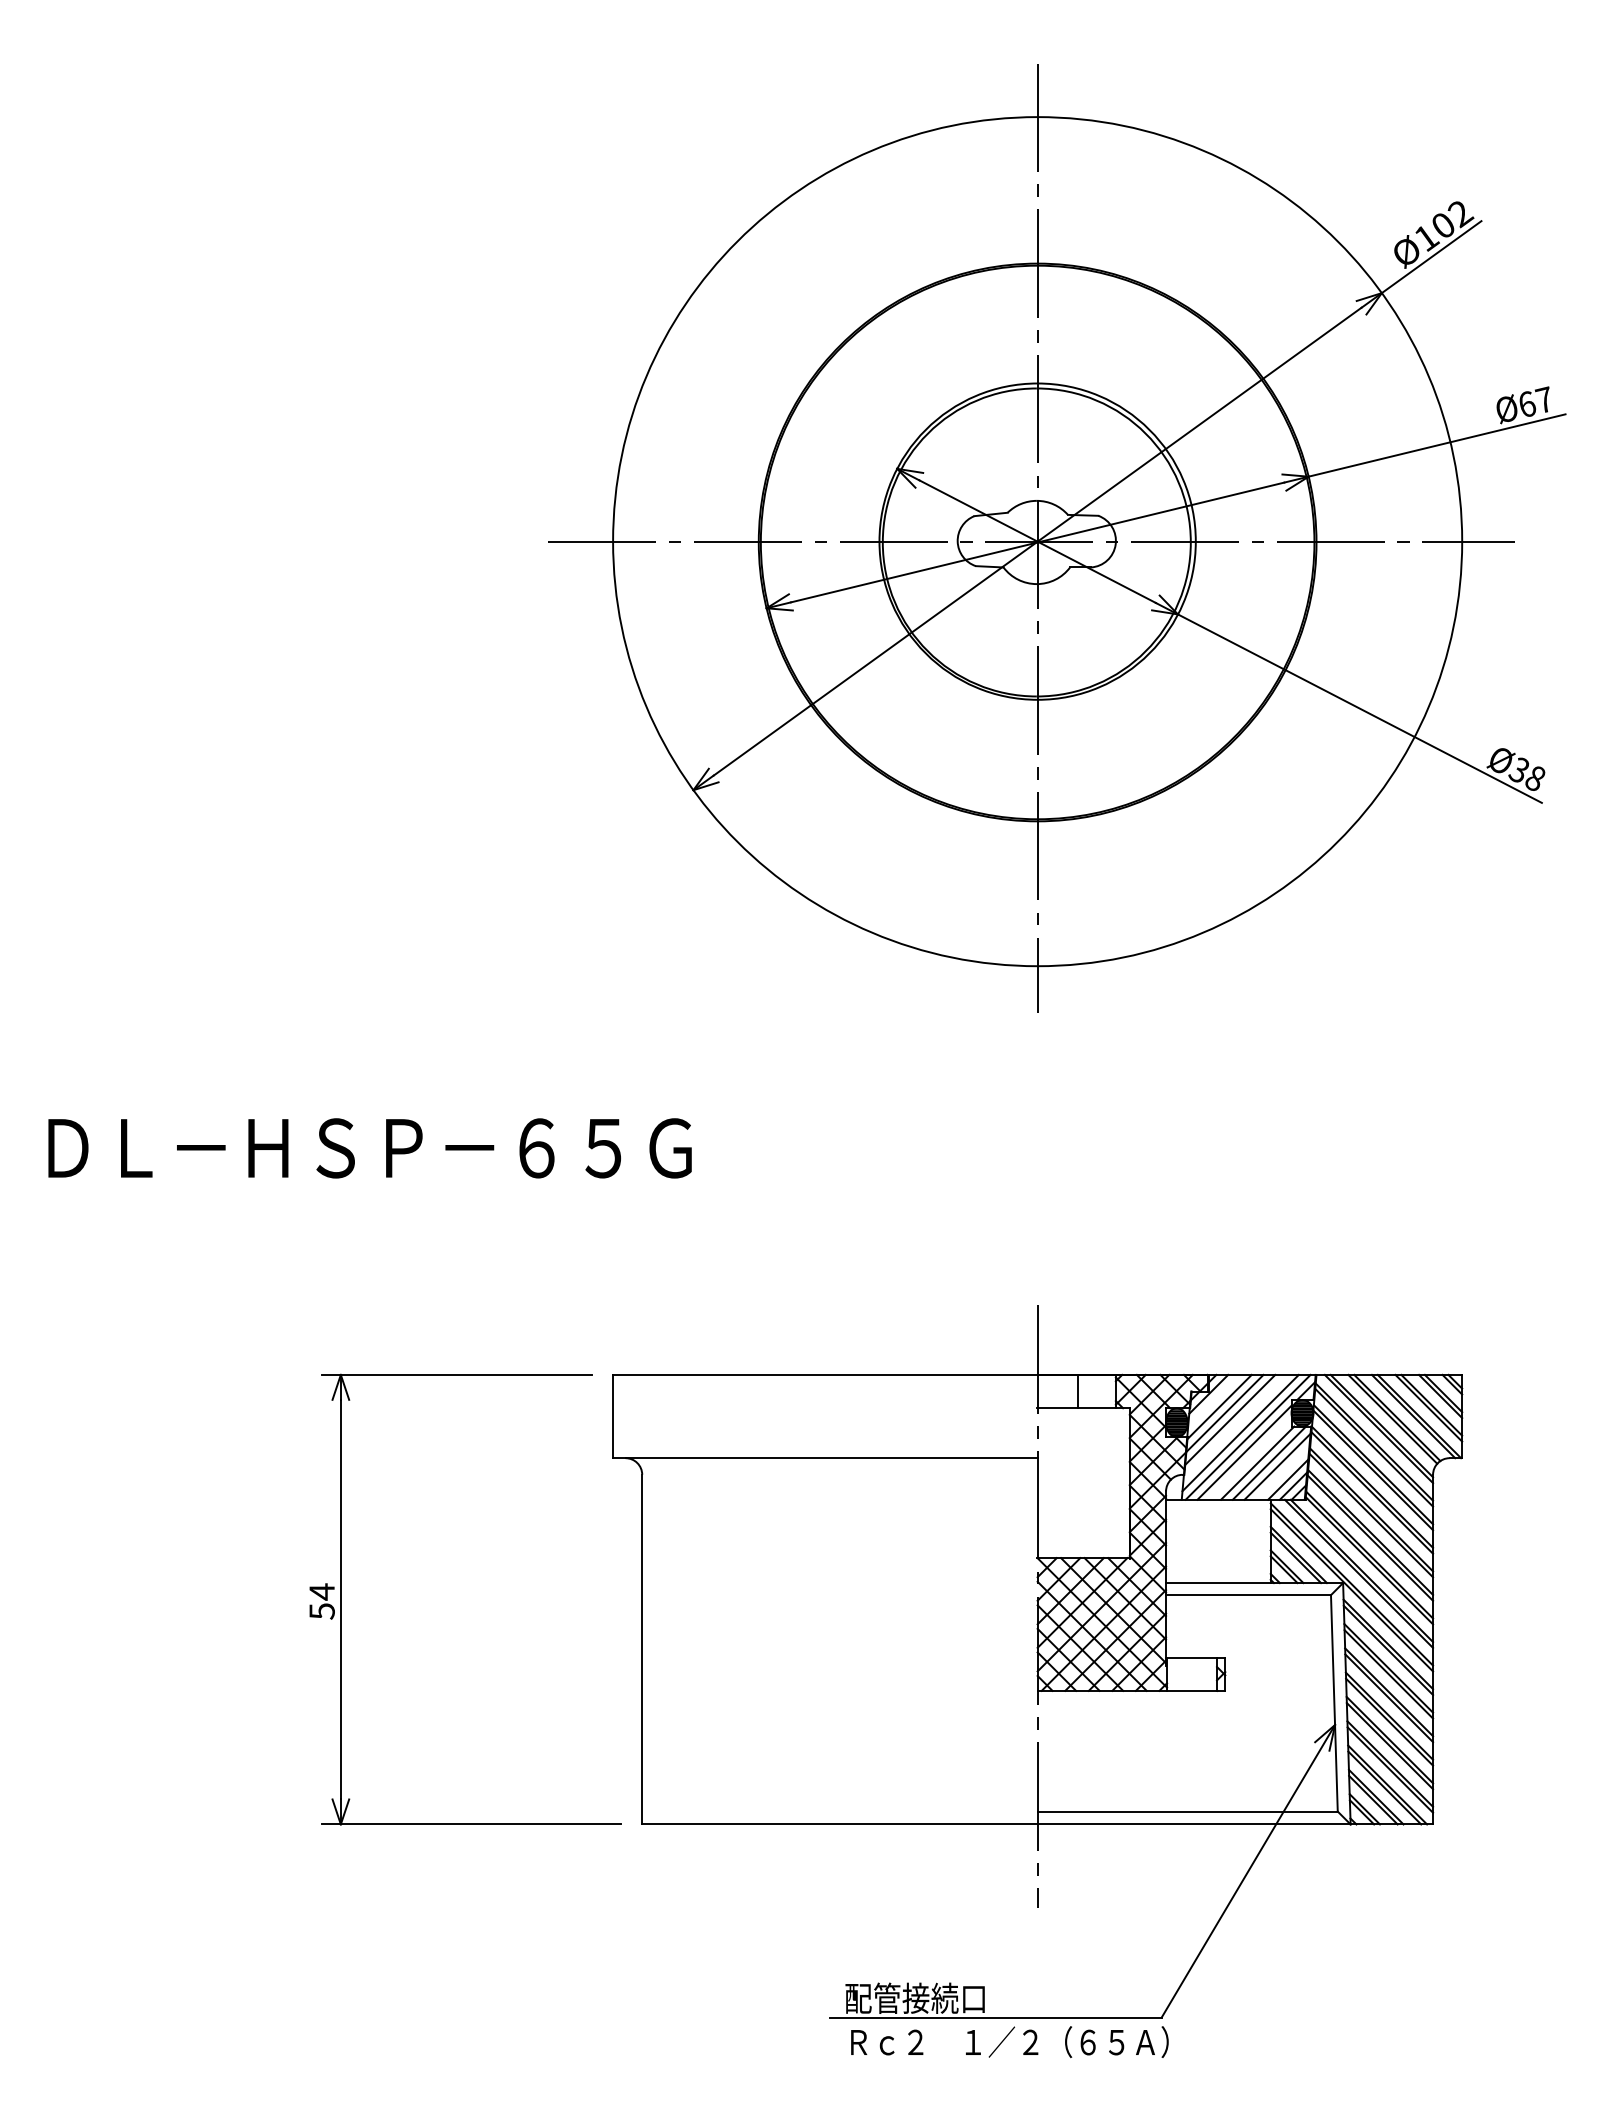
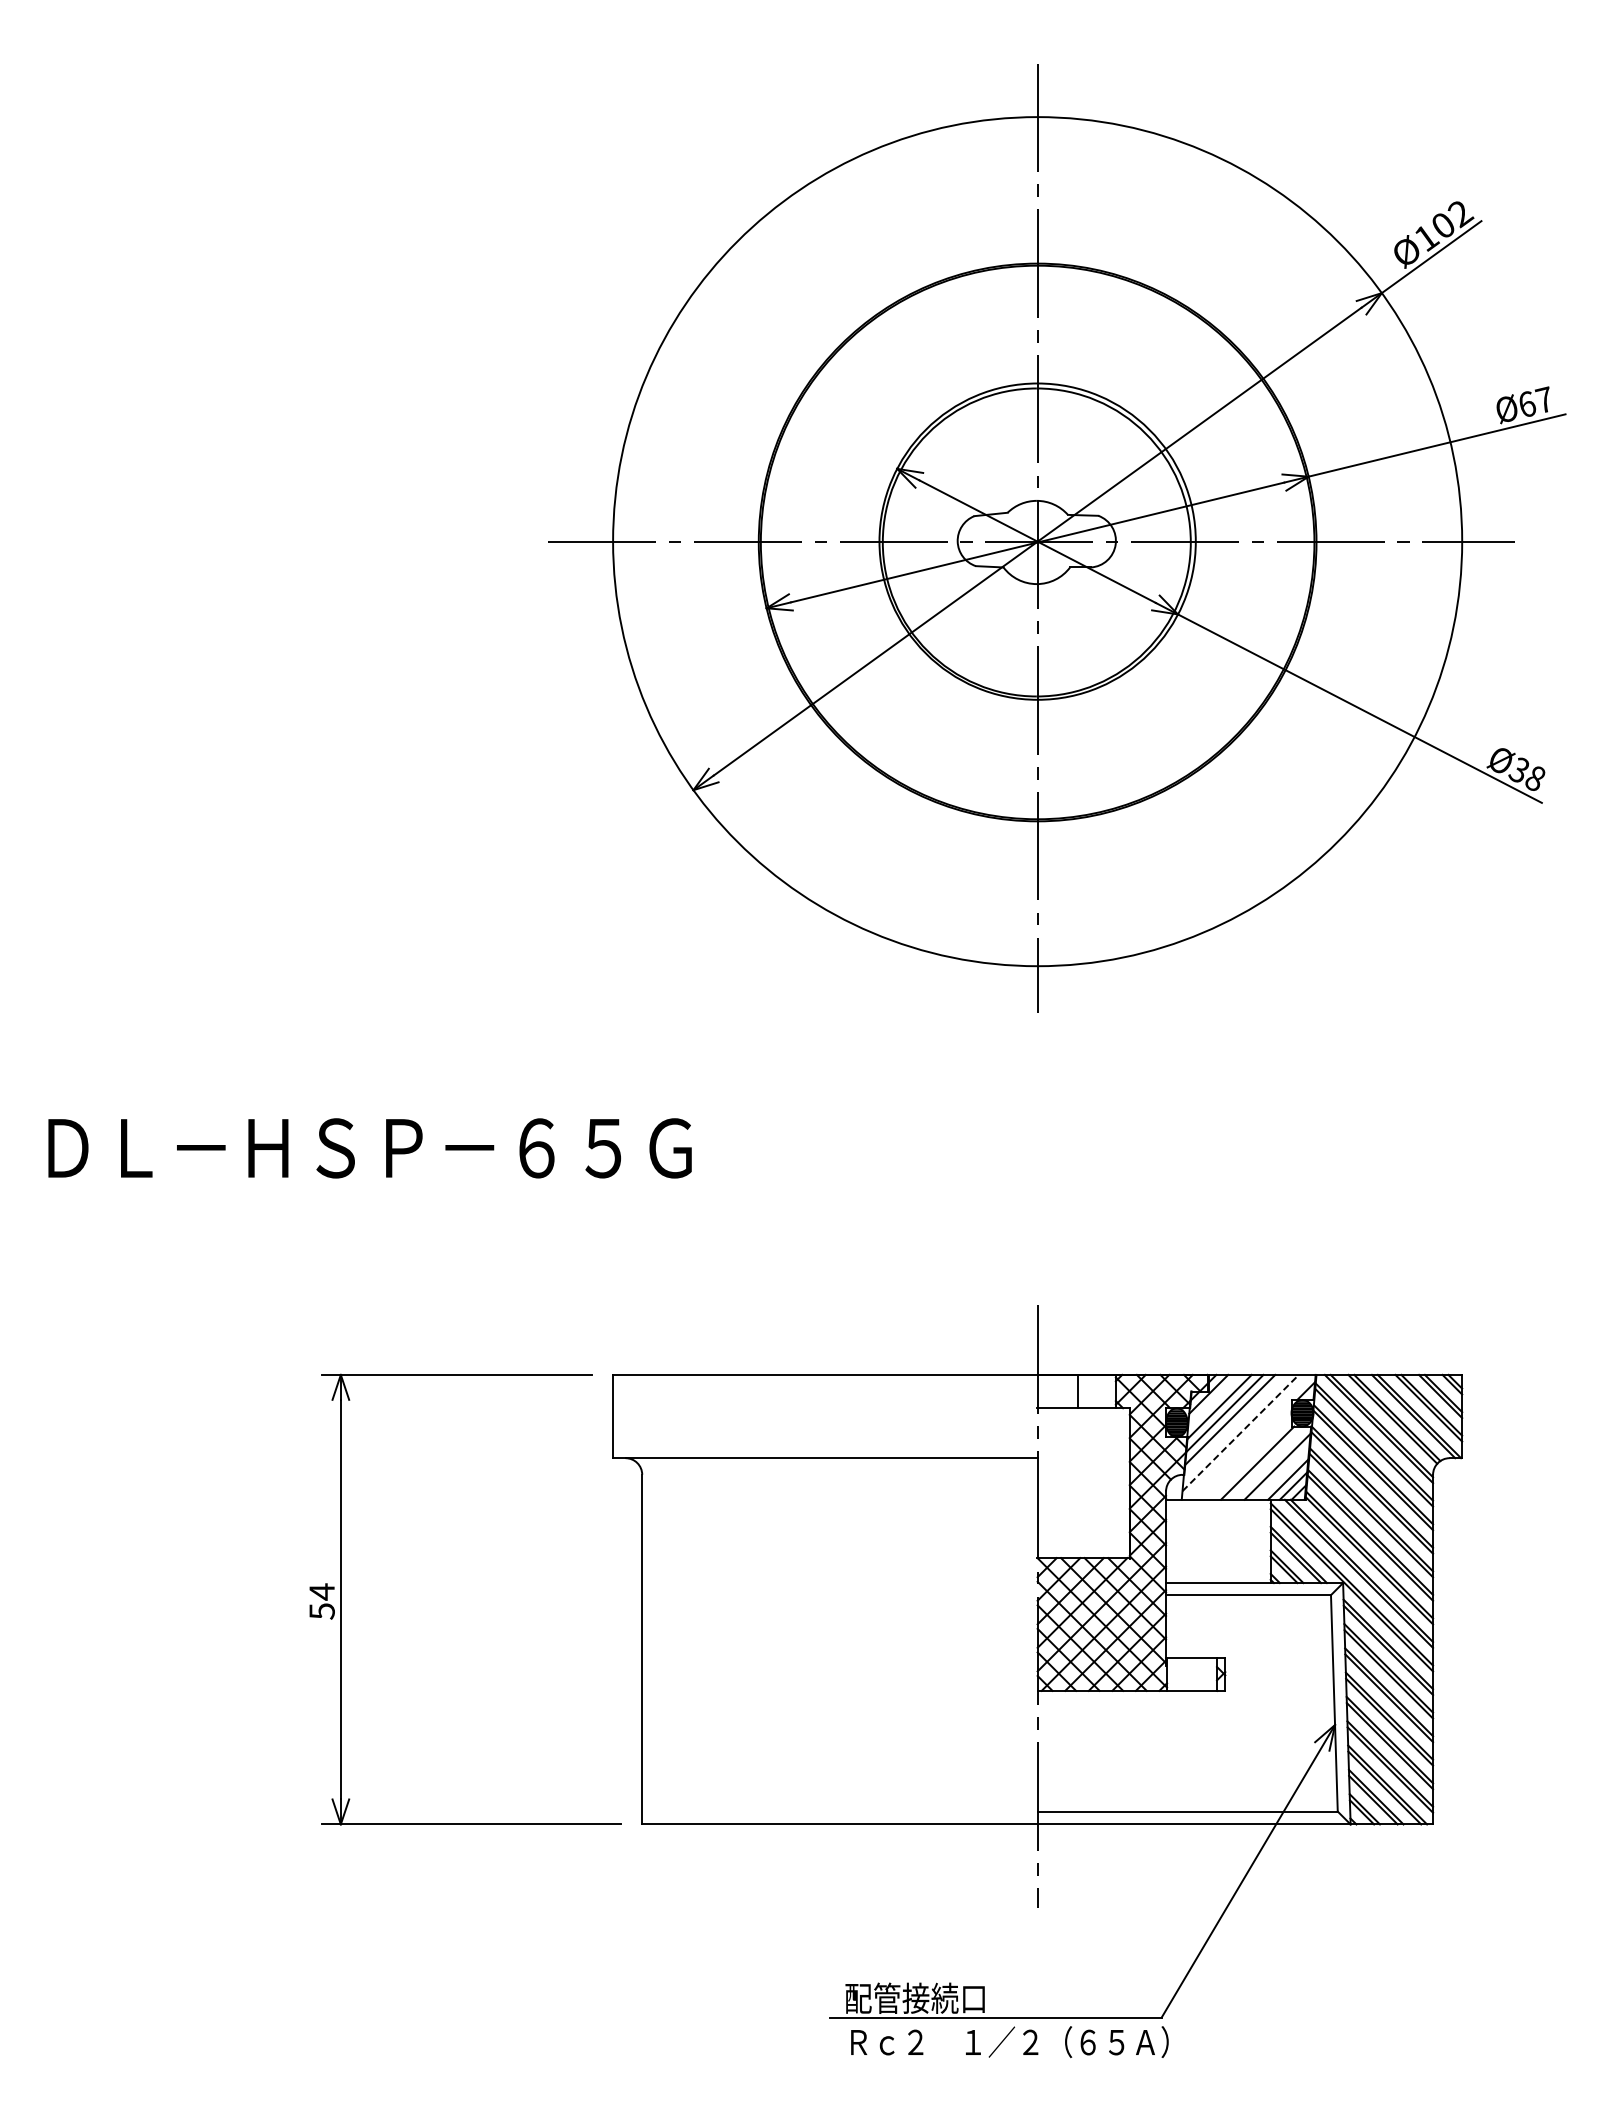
line: solid -> dashed (1241, 1432)
line: present -> none (1247, 1436)
line: present -> none (1244, 1452)
line: present -> none (1269, 1462)
